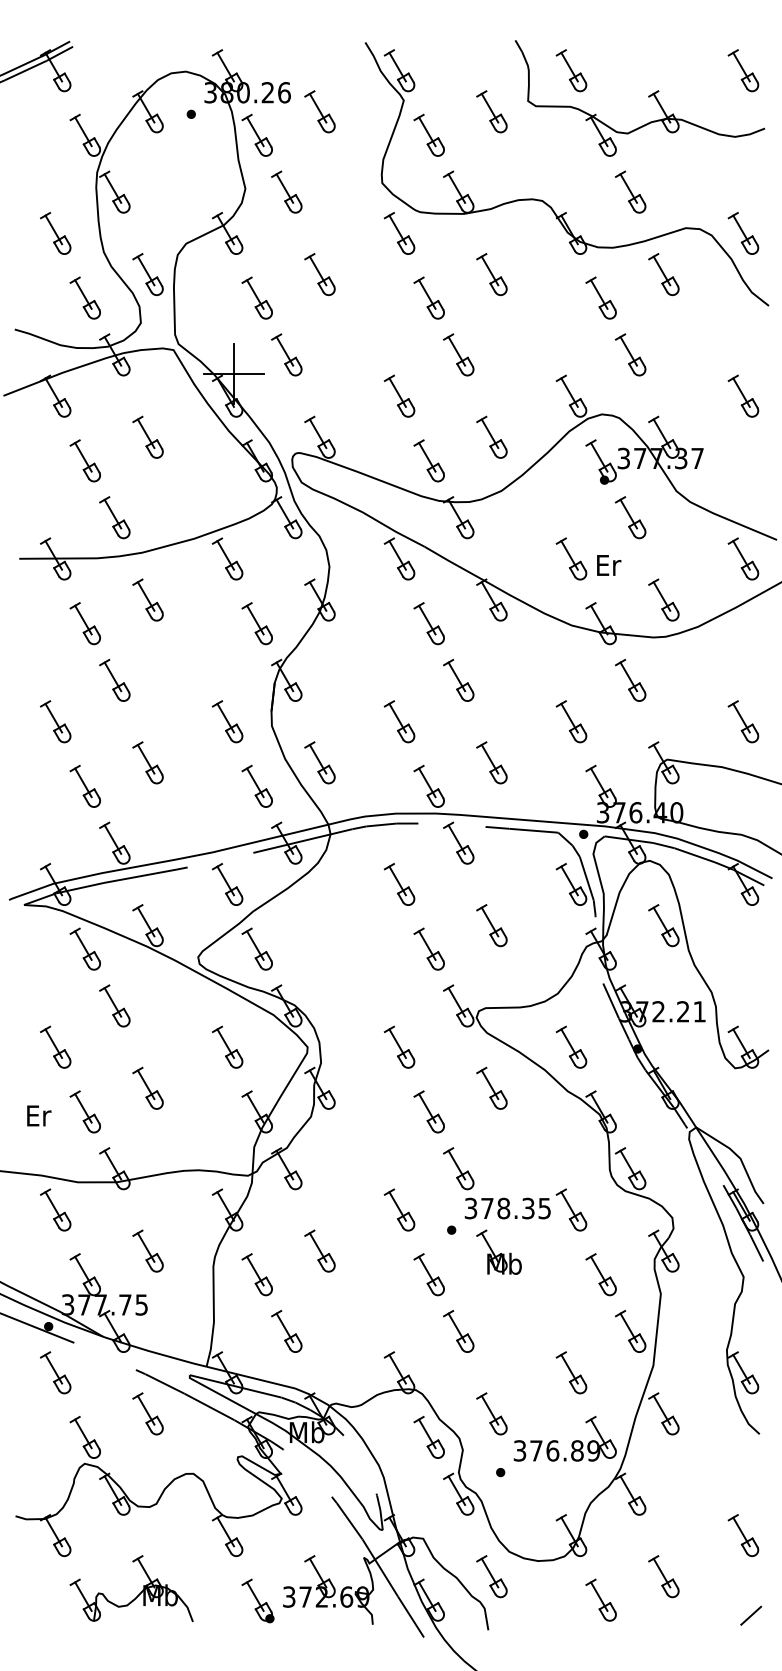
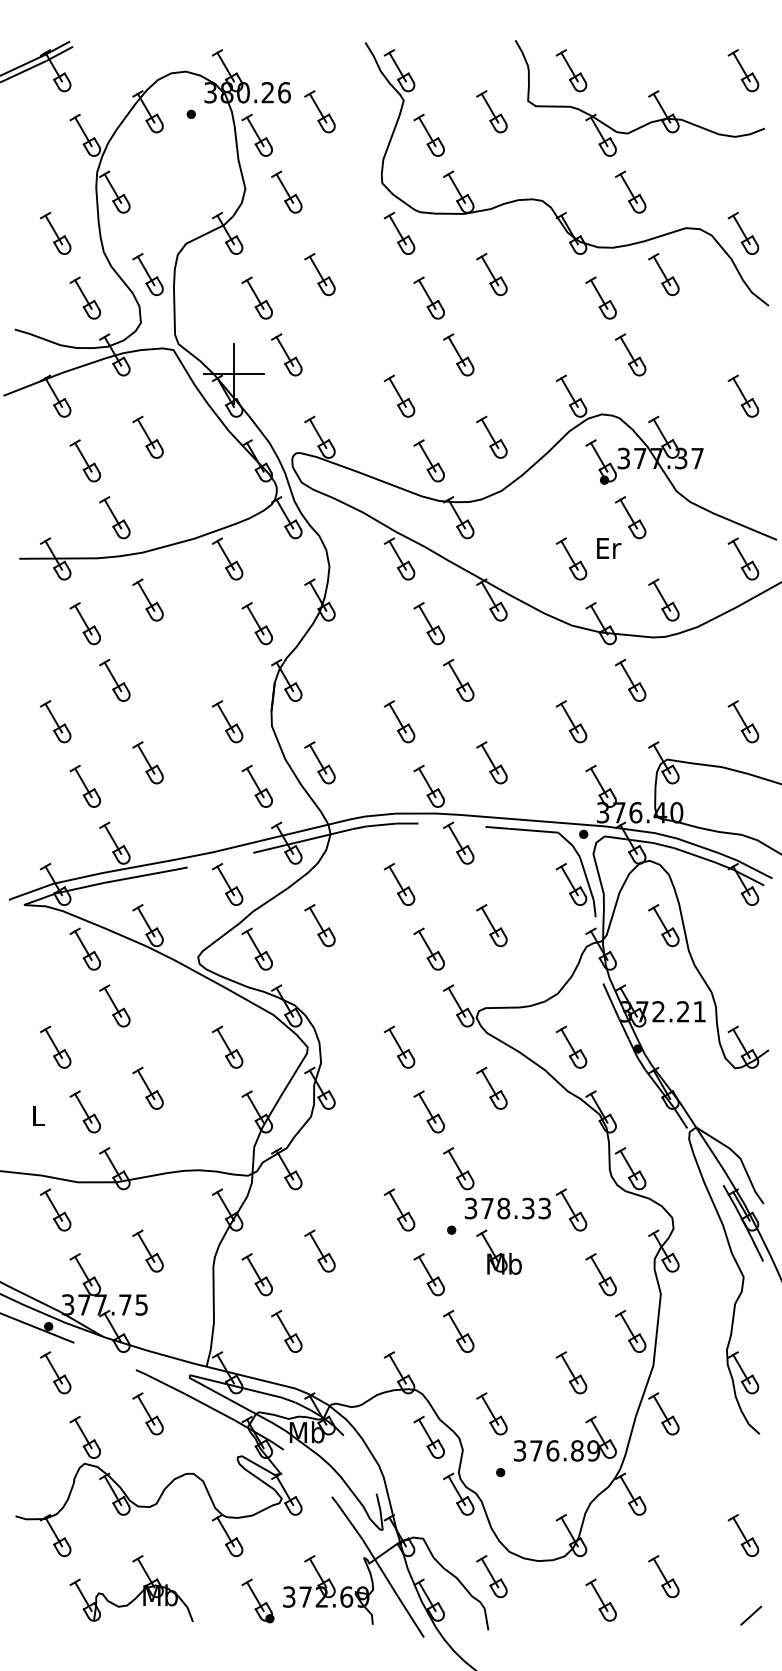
text position: (609, 565) -> (609, 548) (609, 548)
part: none -> present (319, 925)
text: Er -> L (39, 1115)
text: 378.35 -> 378.33 (544, 1207)
